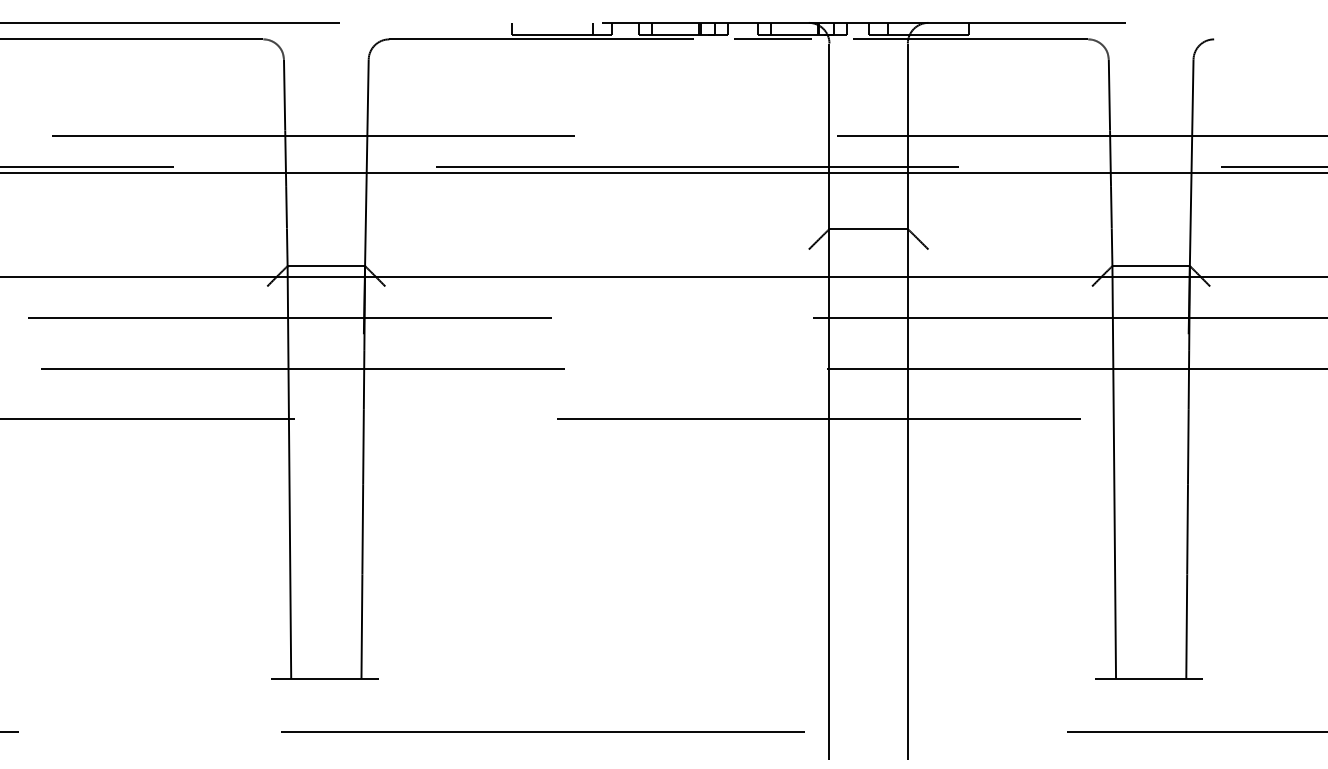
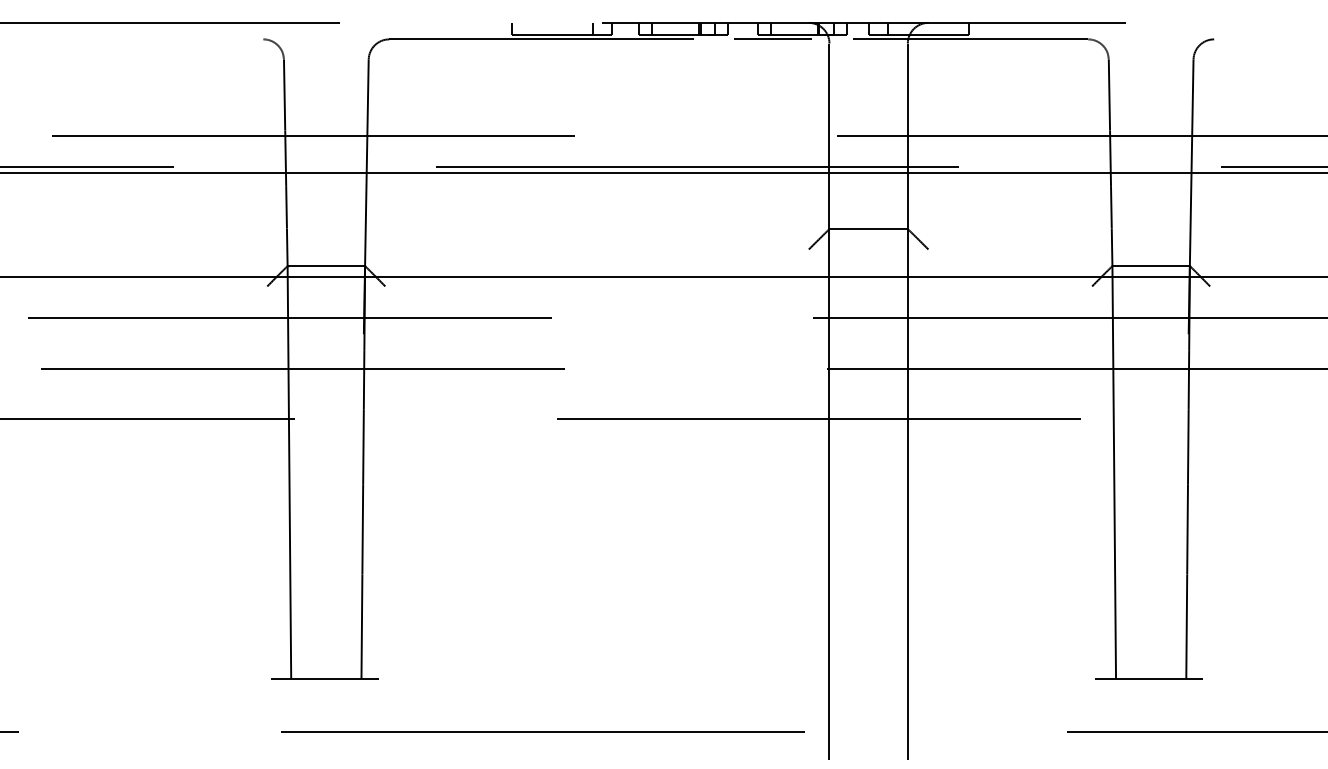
line: present -> none (132, 39)
